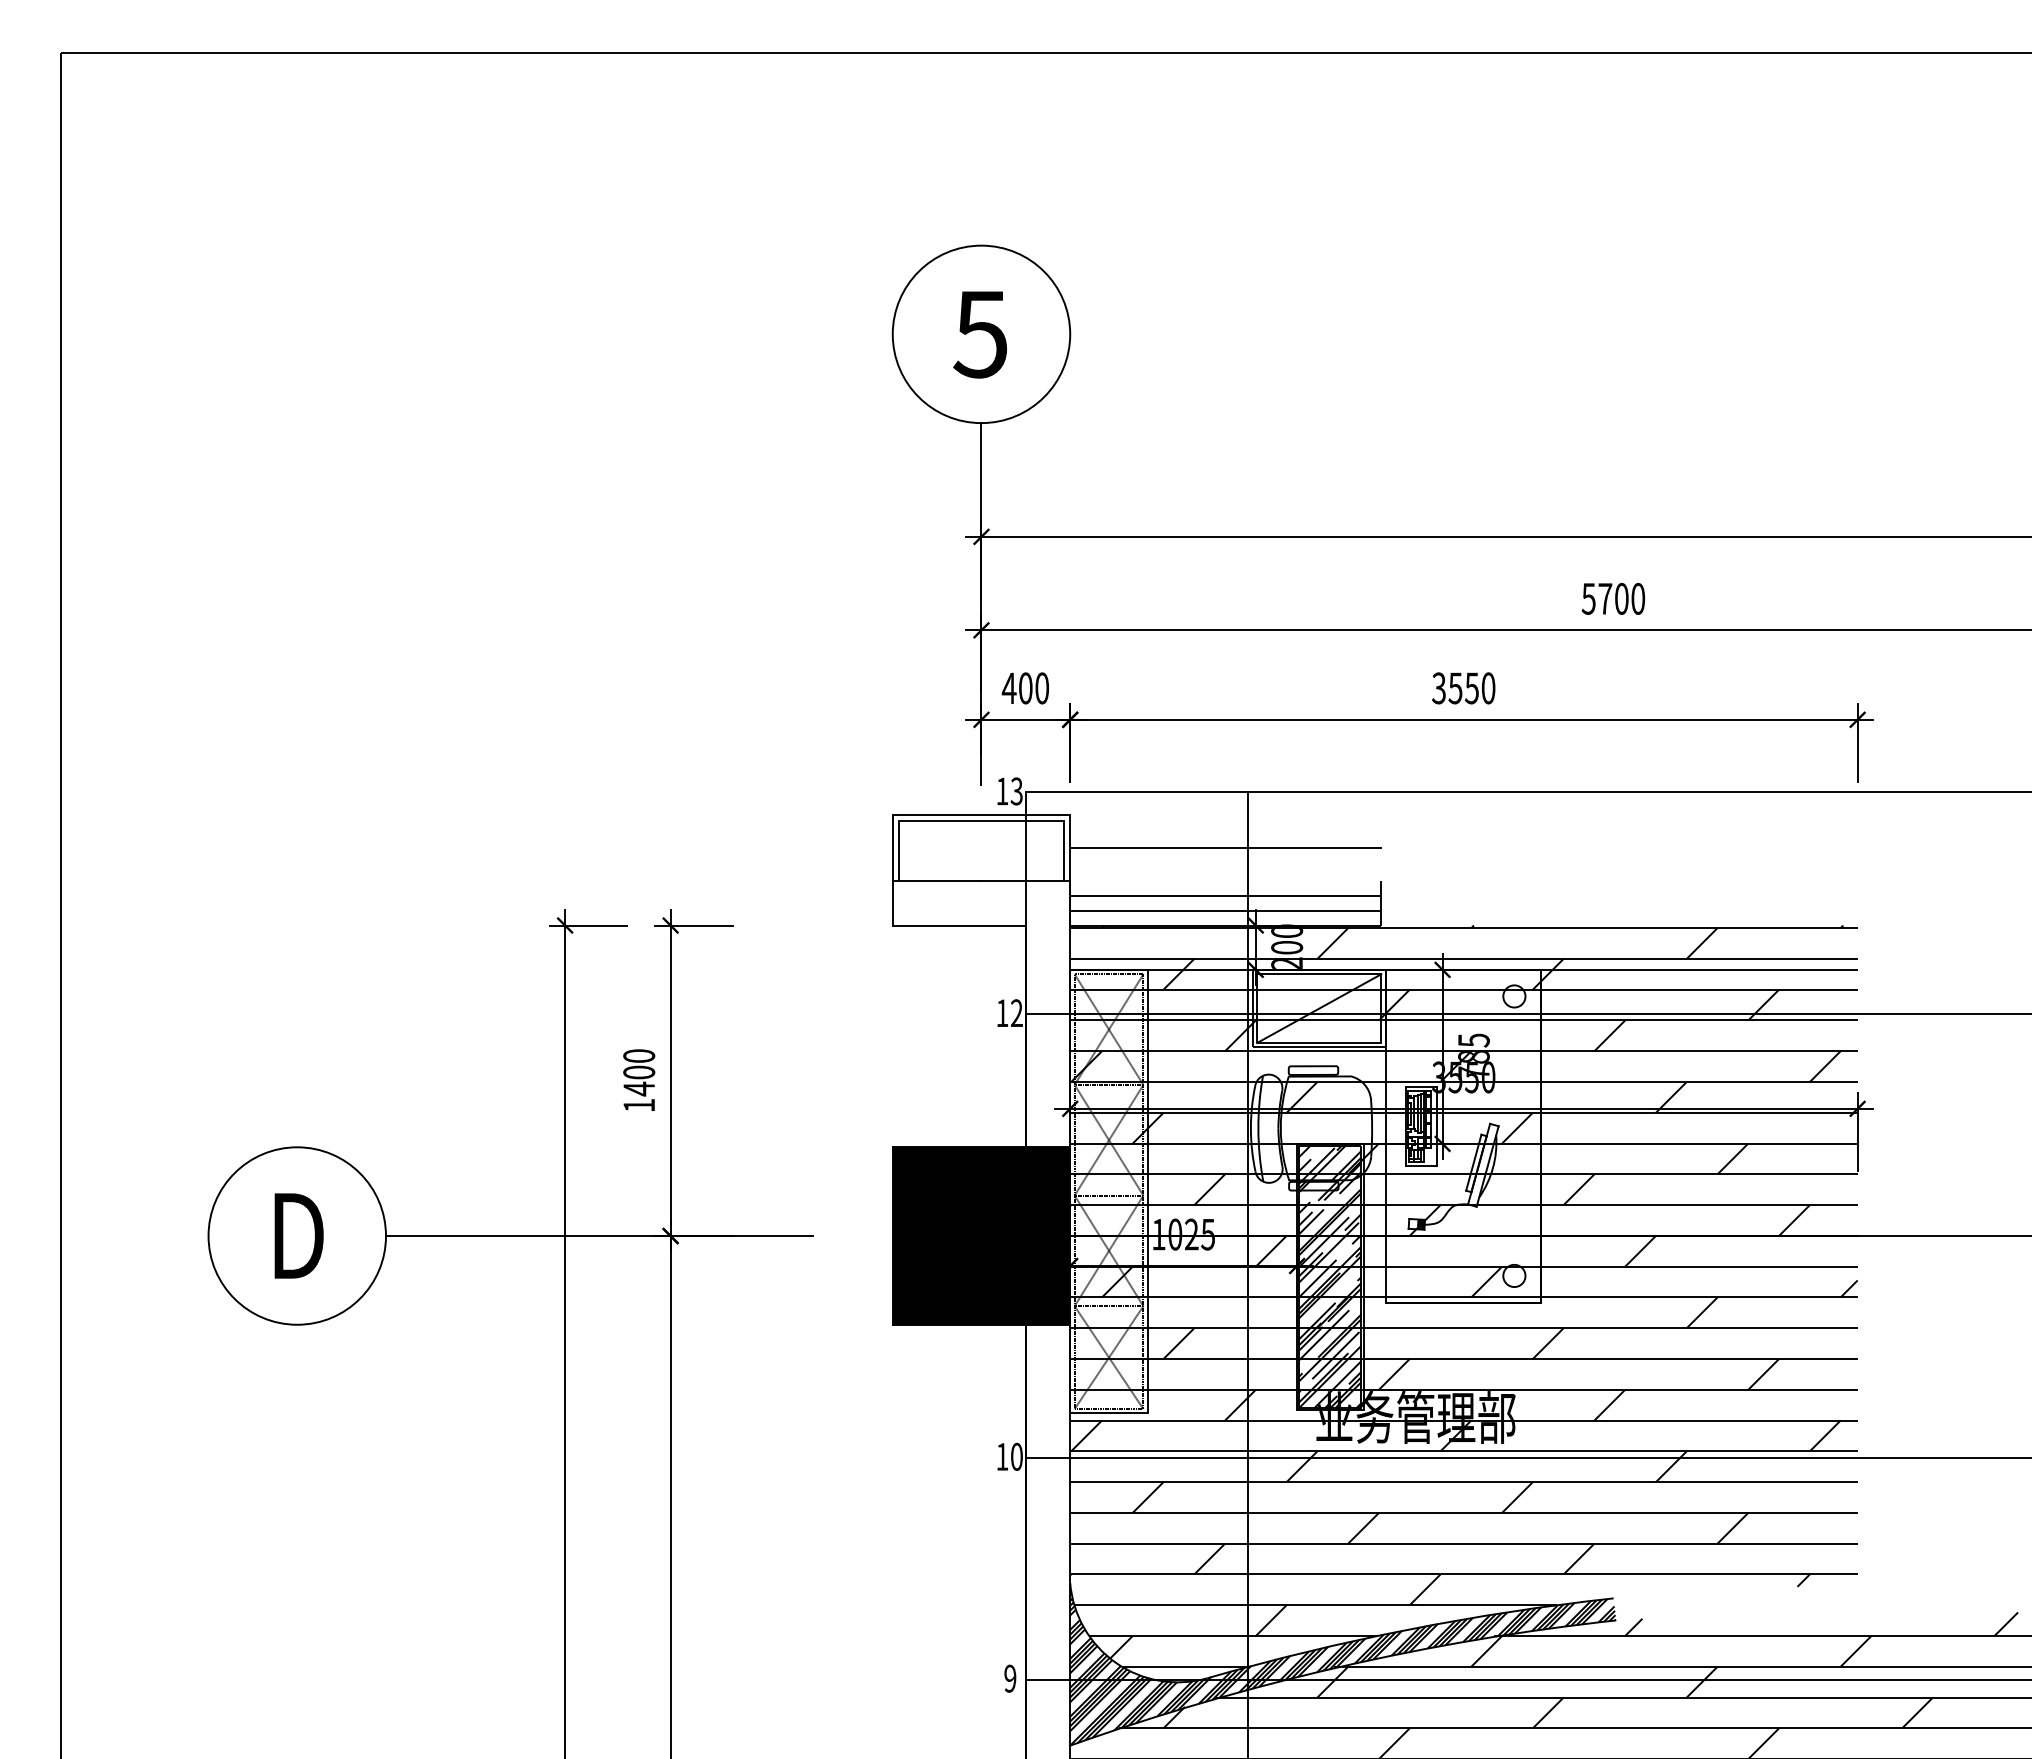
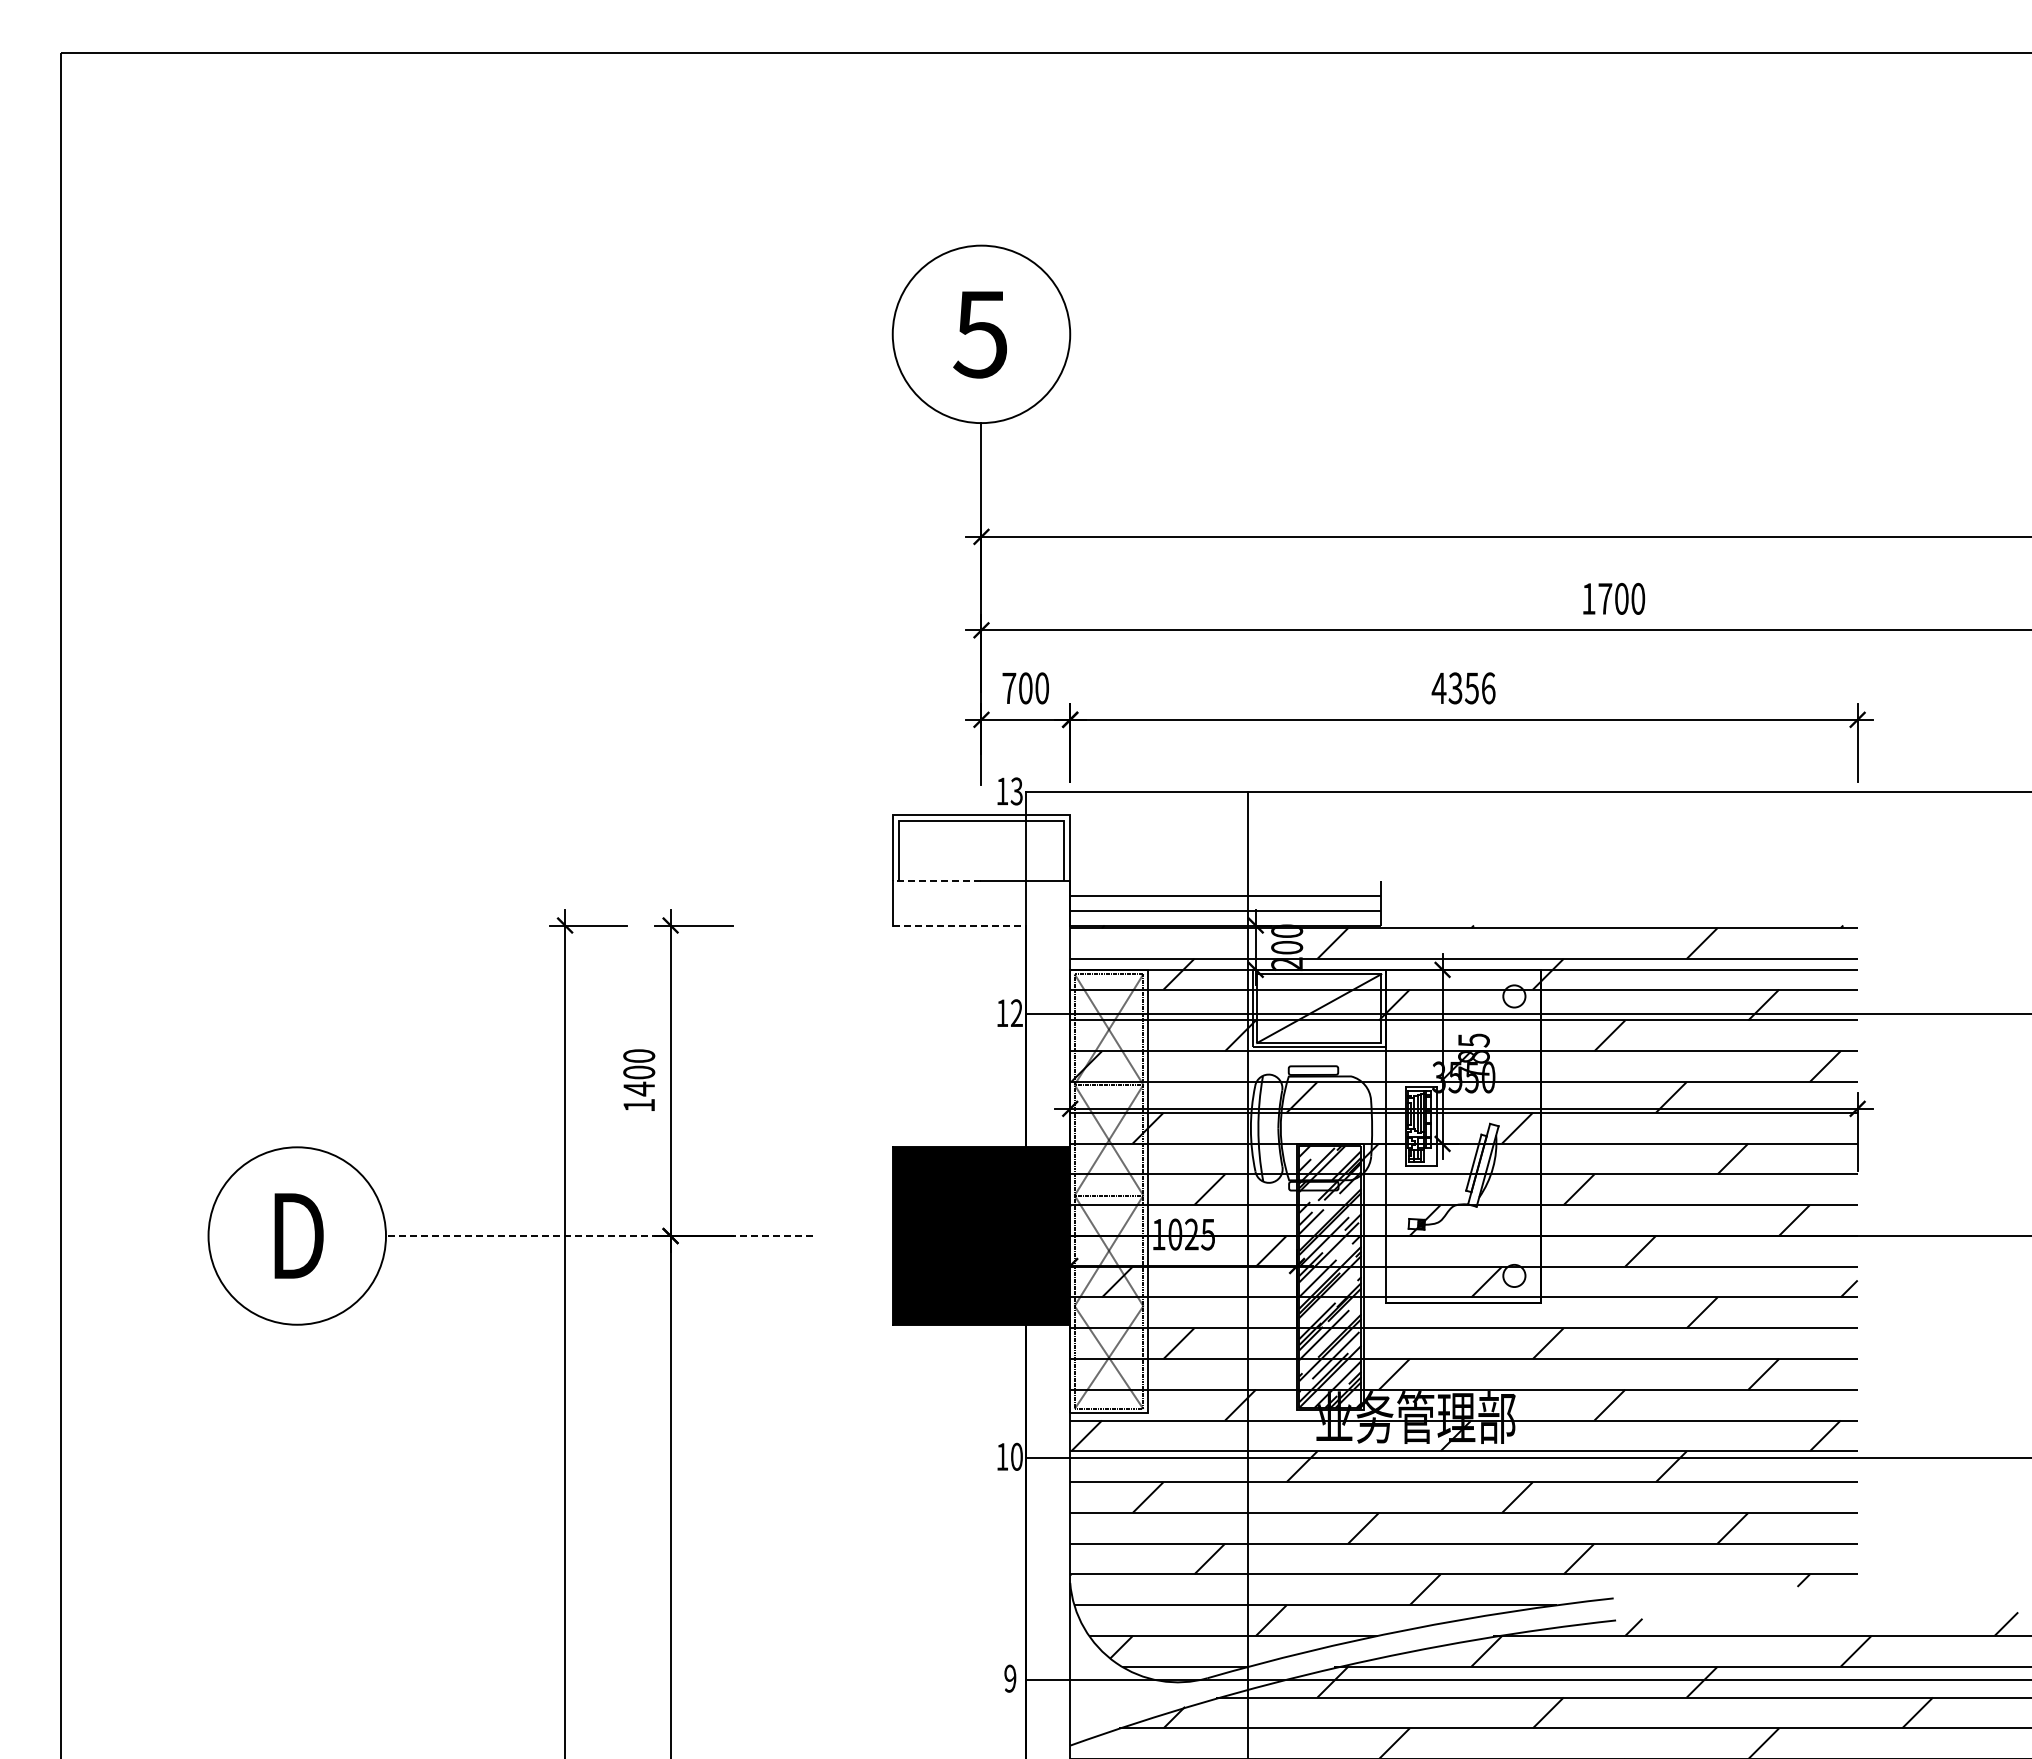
text: 5700 -> 1700 (1588, 598)
text: 400 -> 700 (1008, 687)
text: 3550 -> 4356 (1463, 688)
line: present -> none (1225, 847)
line: solid -> dashed (936, 881)
line: solid -> dashed (959, 925)
line: solid -> dashed (598, 1236)
line: present -> none (1108, 1306)
hatch: present -> none (1342, 1665)
